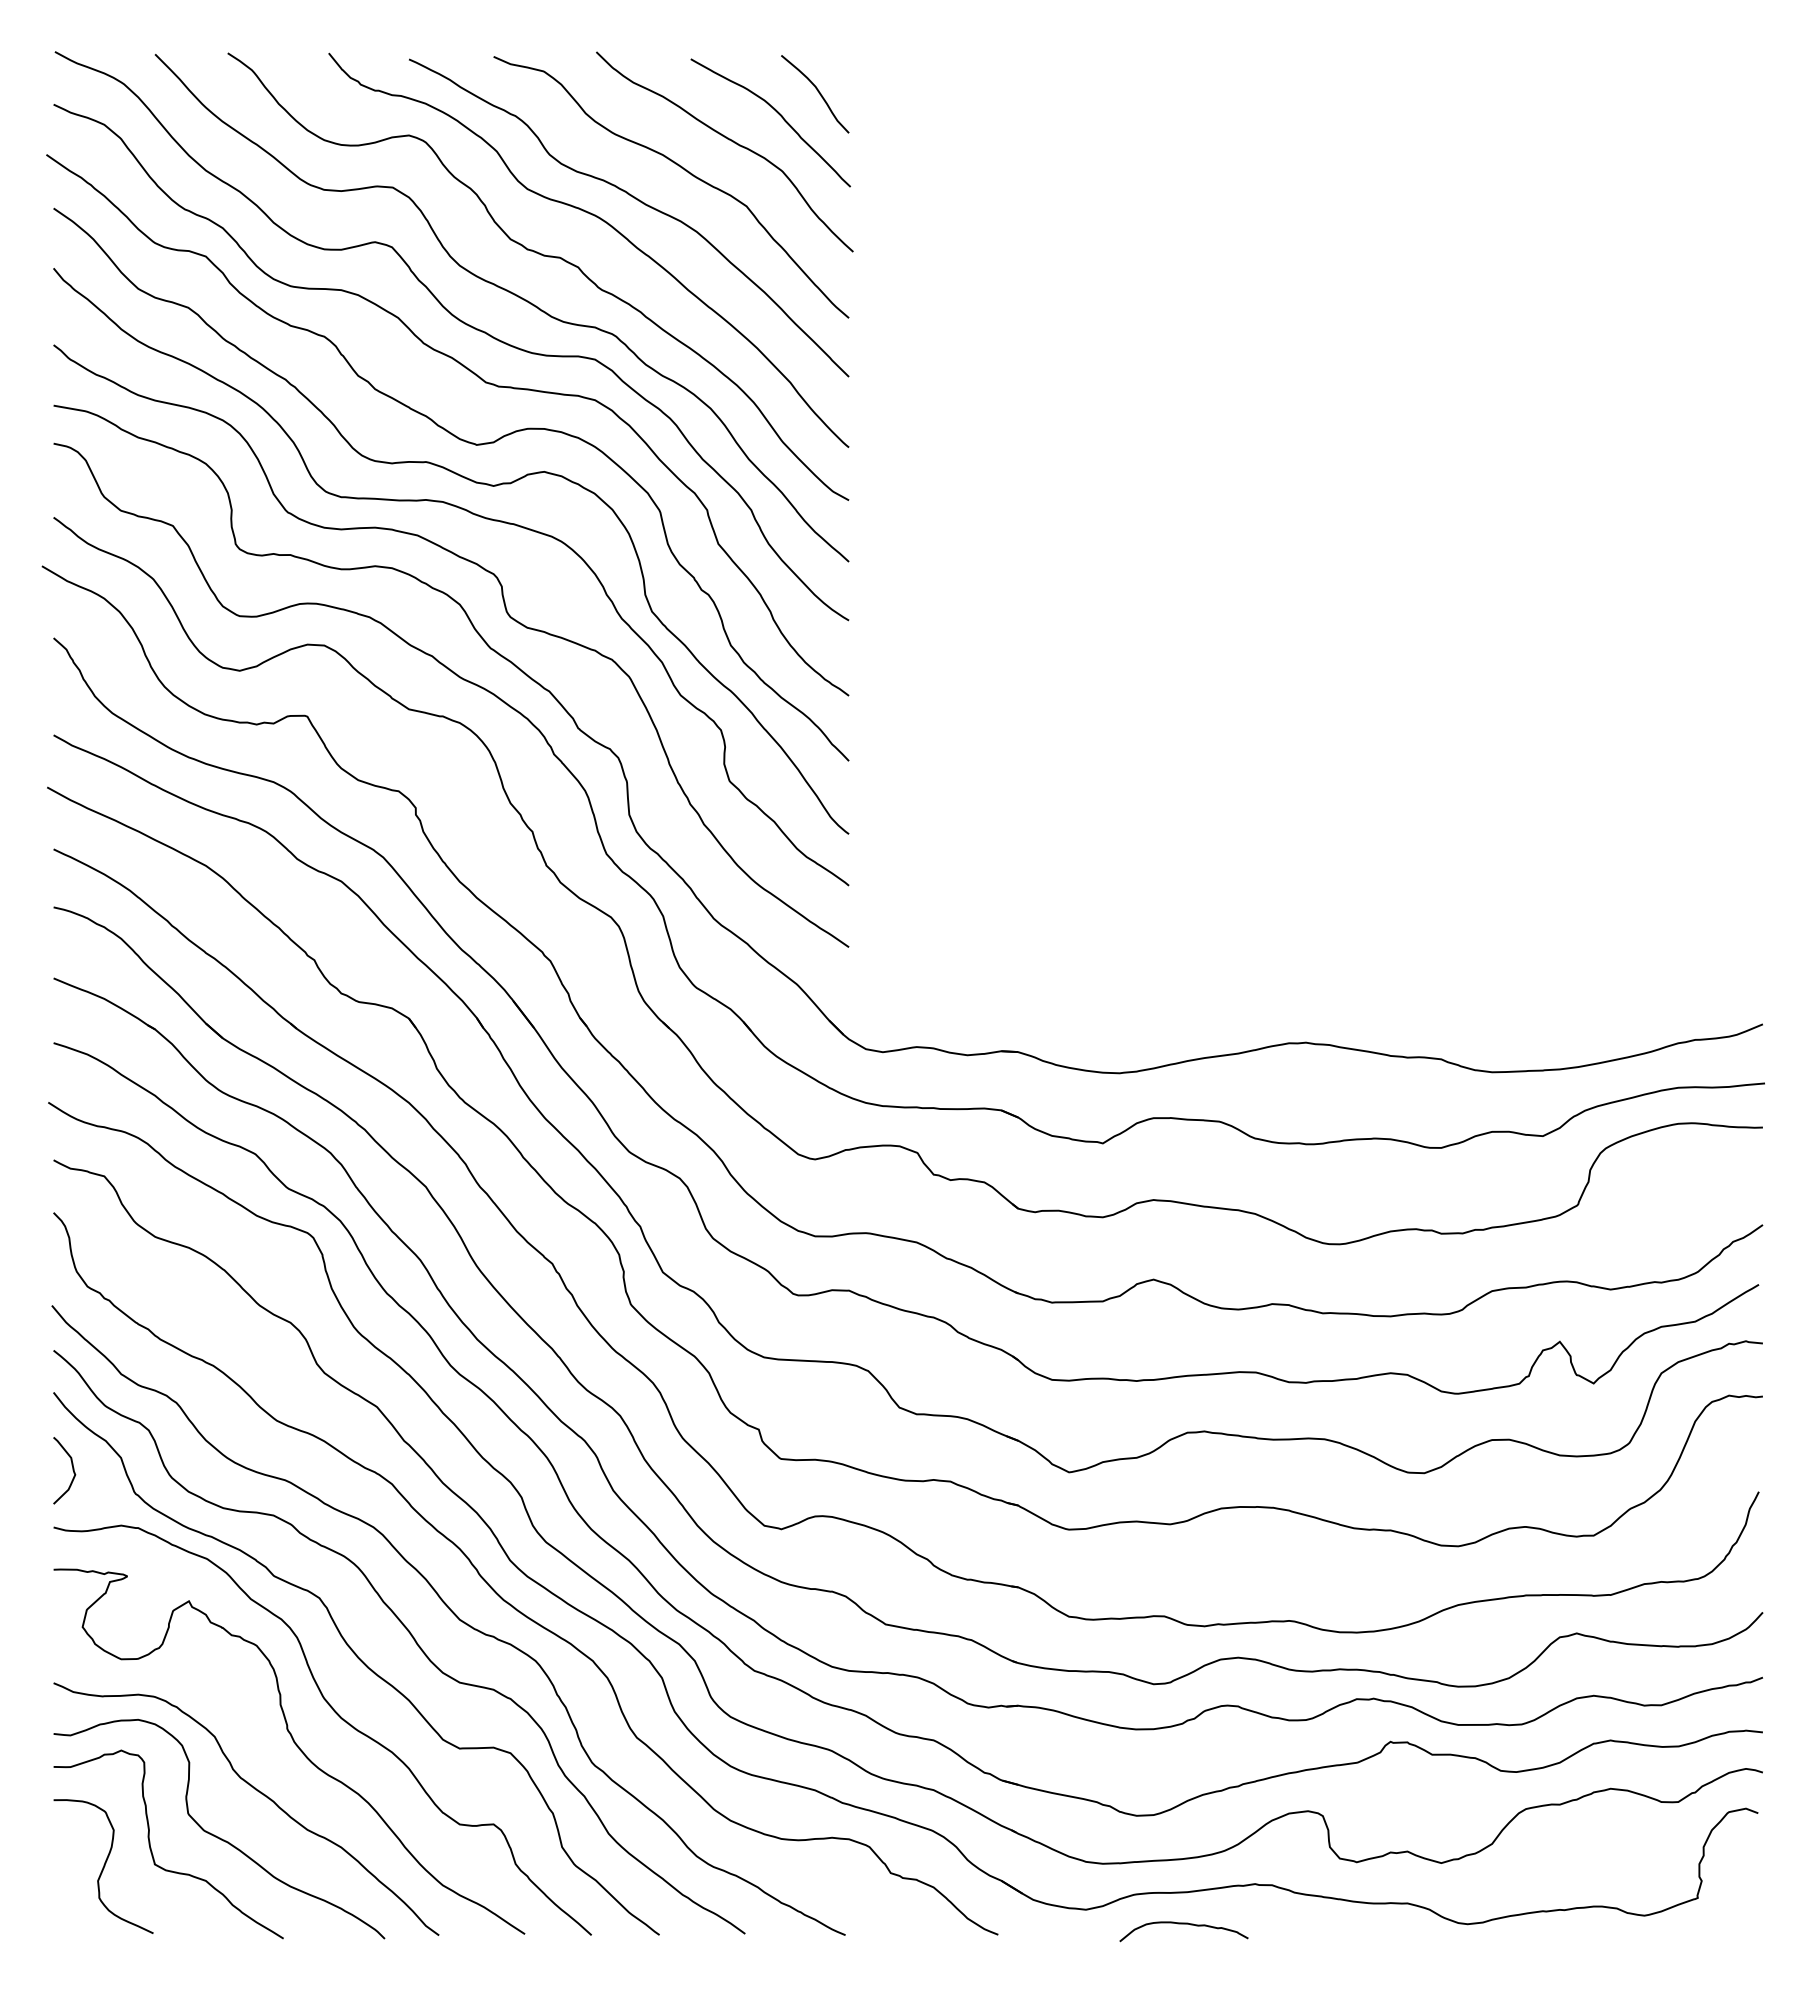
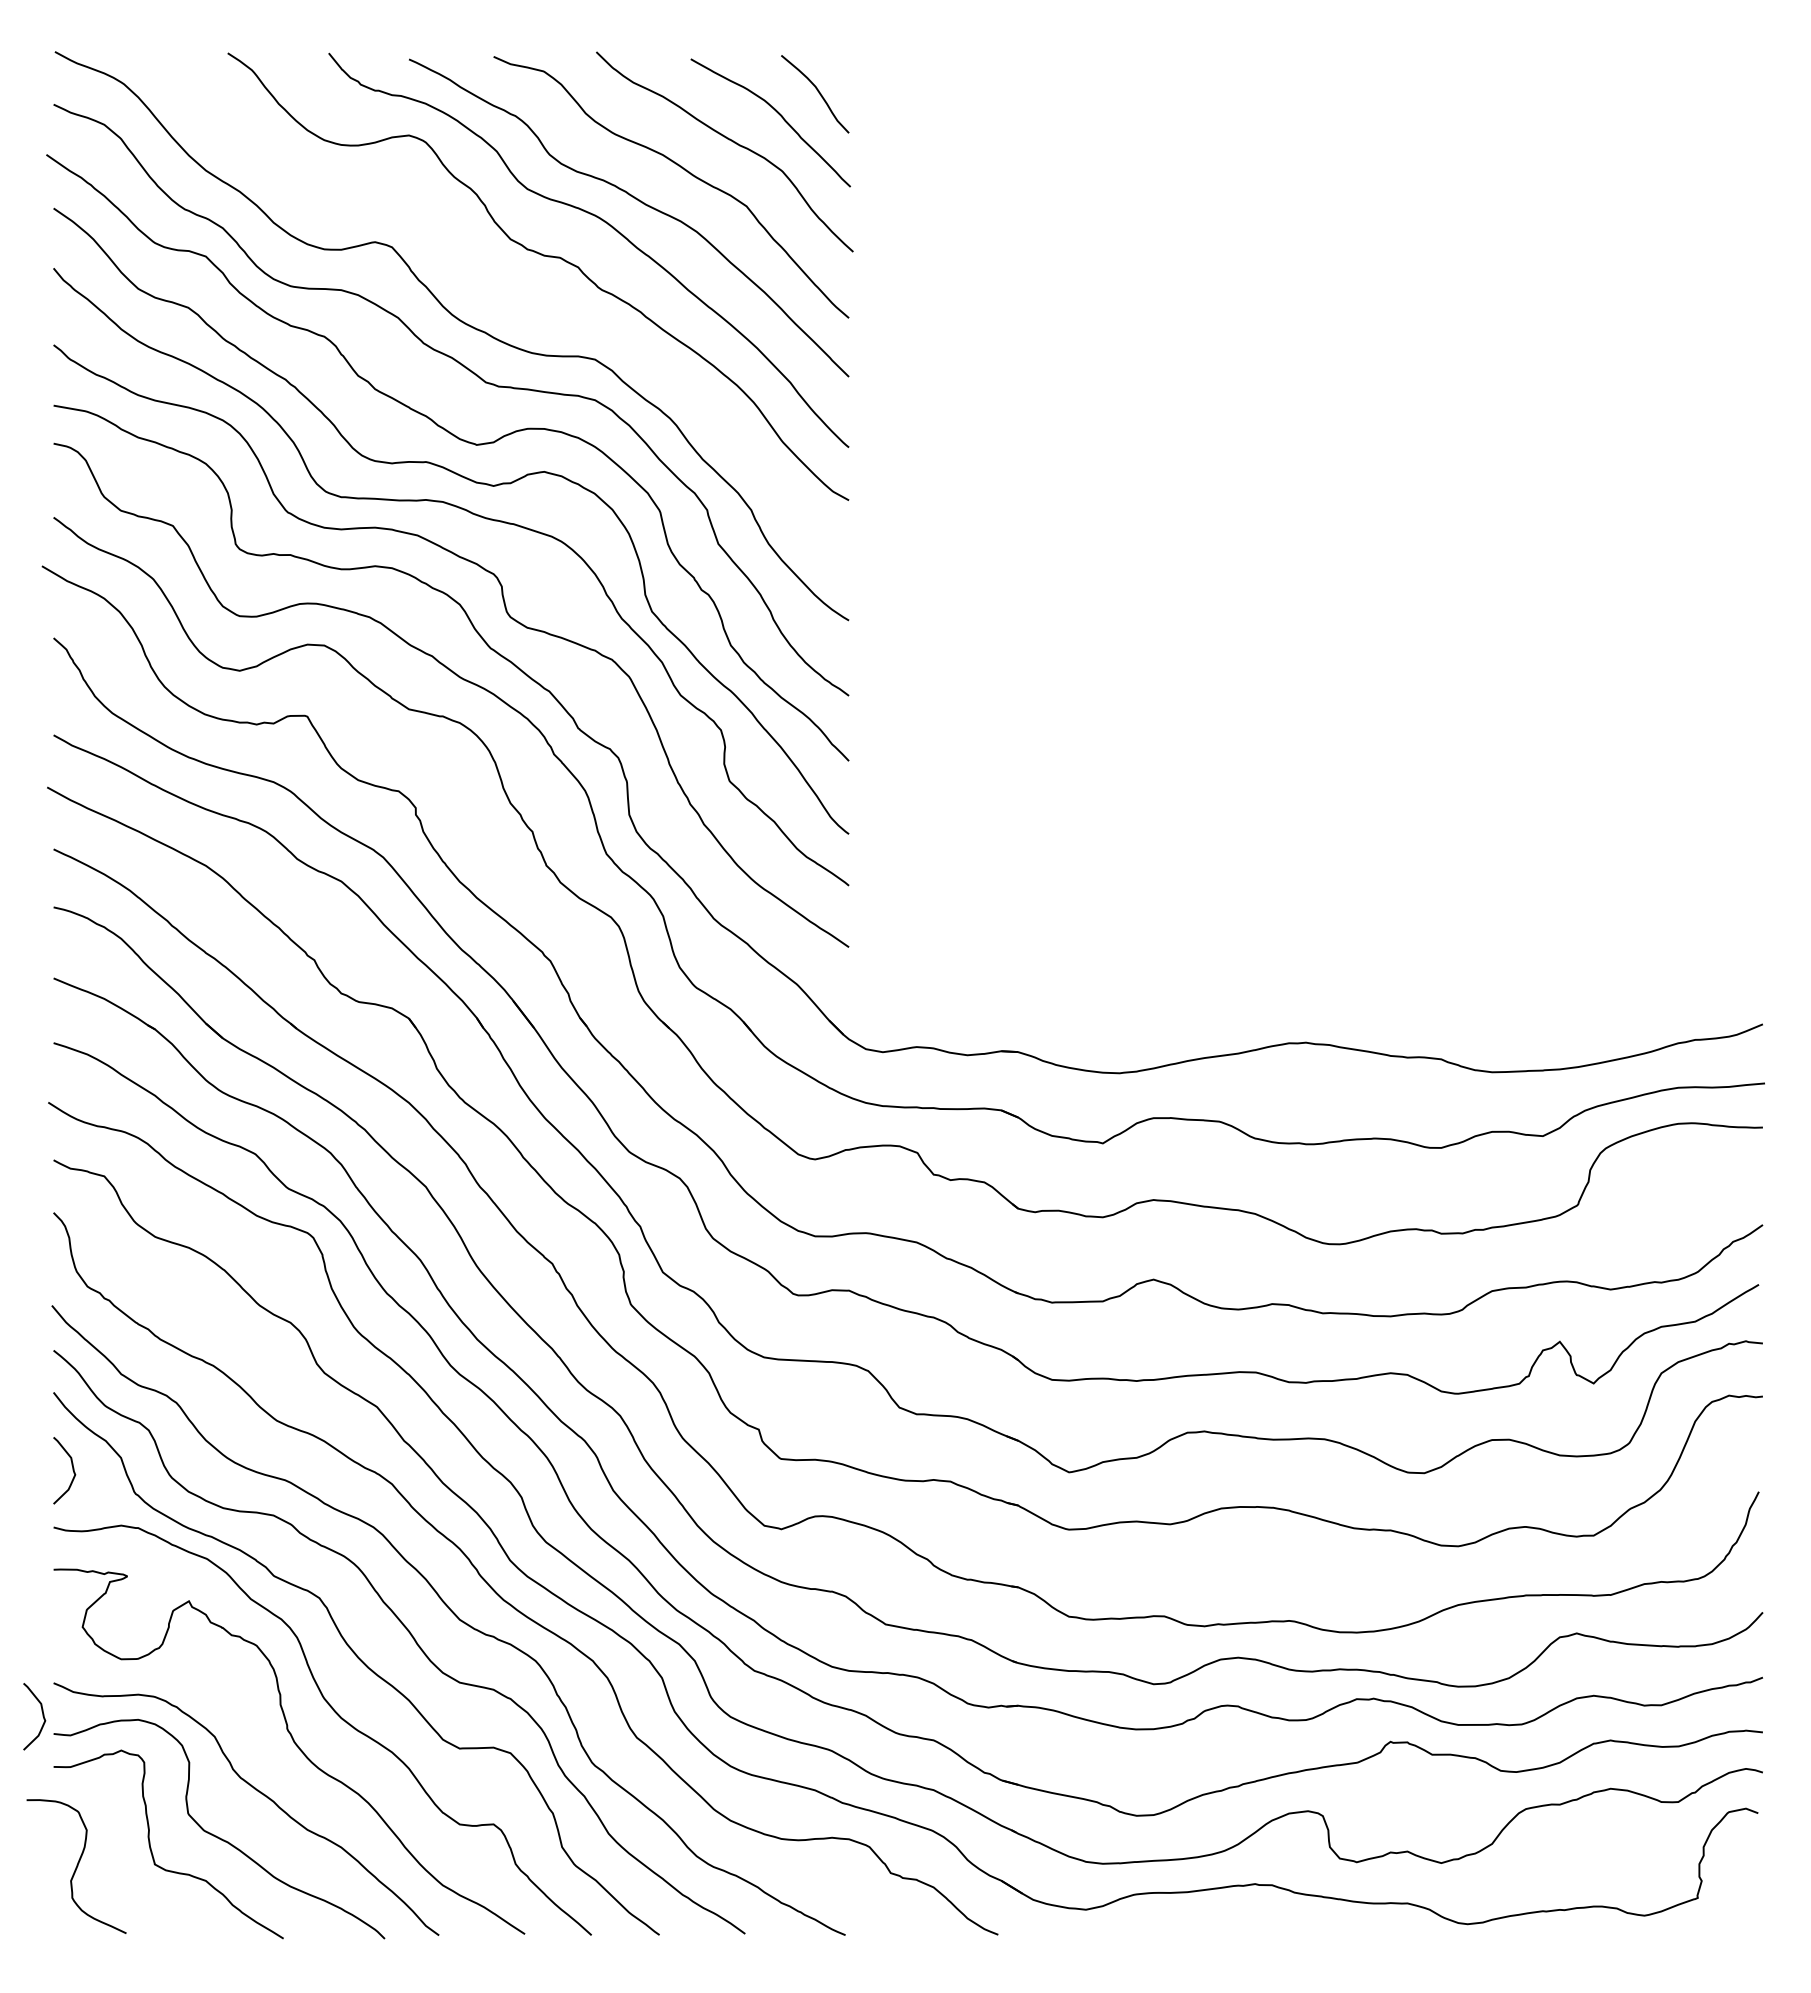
curve: present -> none (508, 292)
curve: none -> present (42, 1716)
curve position: (103, 1866) -> (76, 1866) (76, 1866)
curve: present -> none (1183, 1924)
